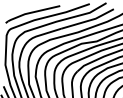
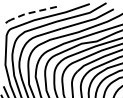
line: solid -> dashed (32, 12)
